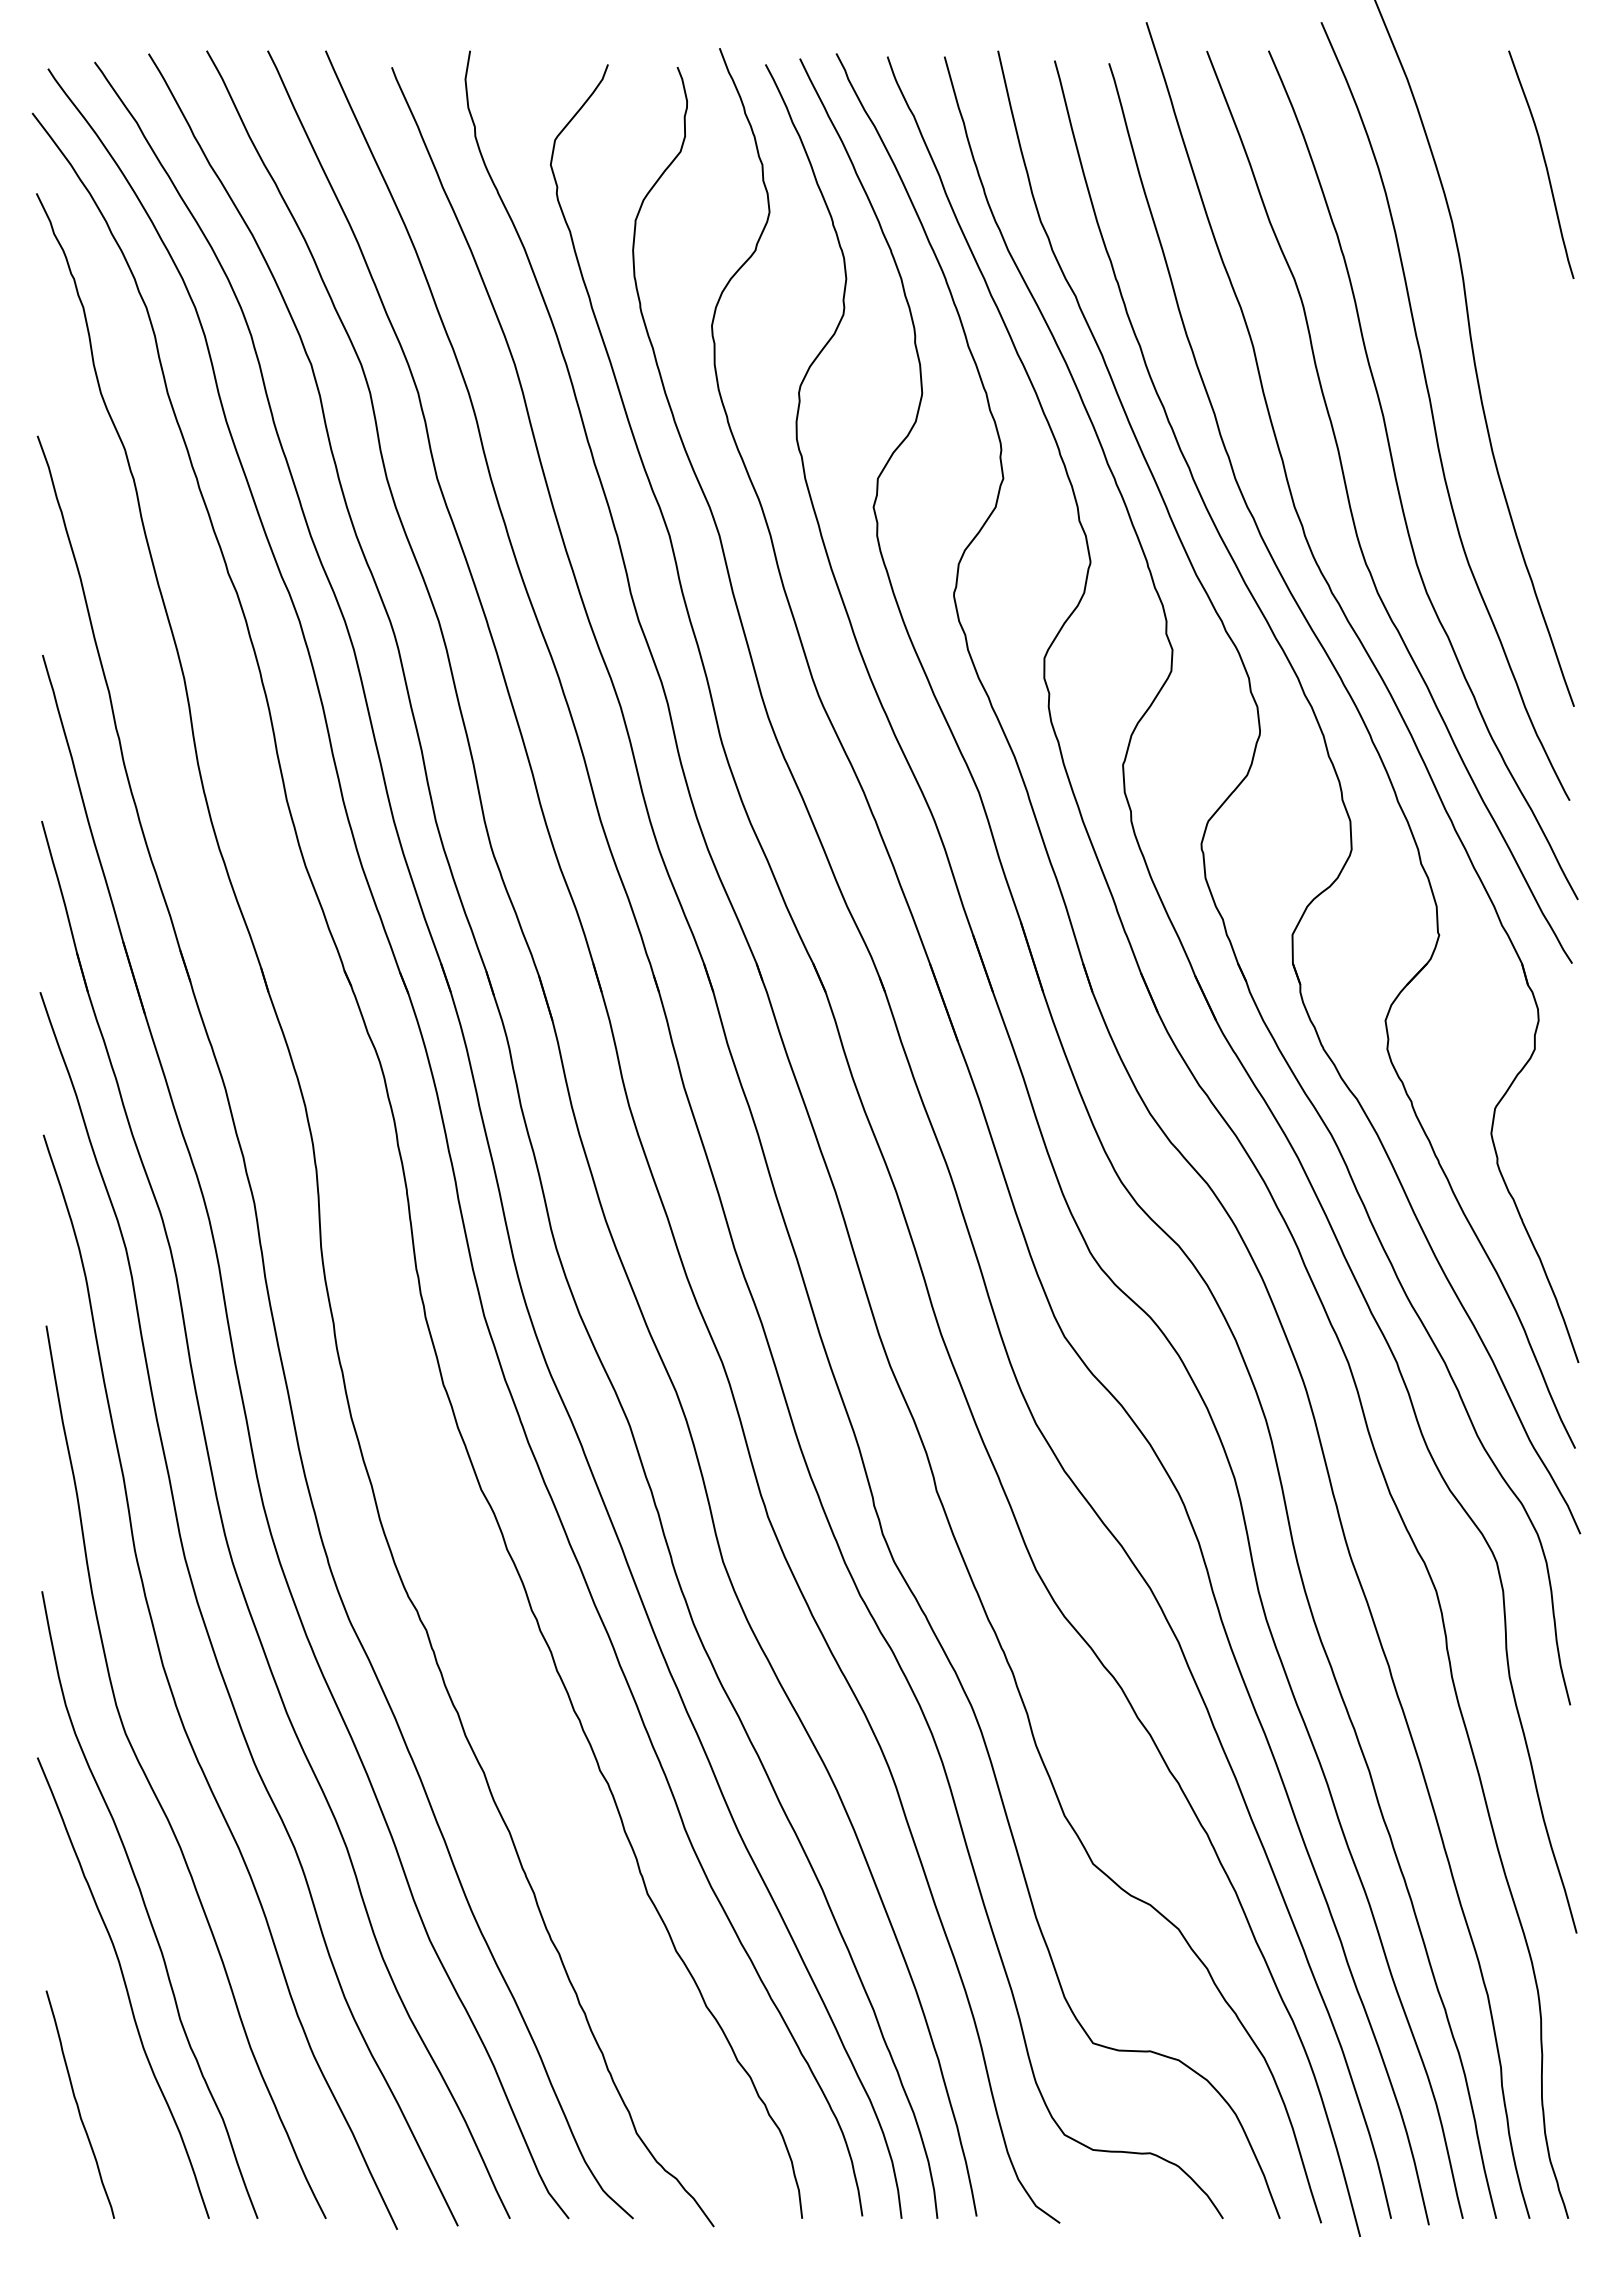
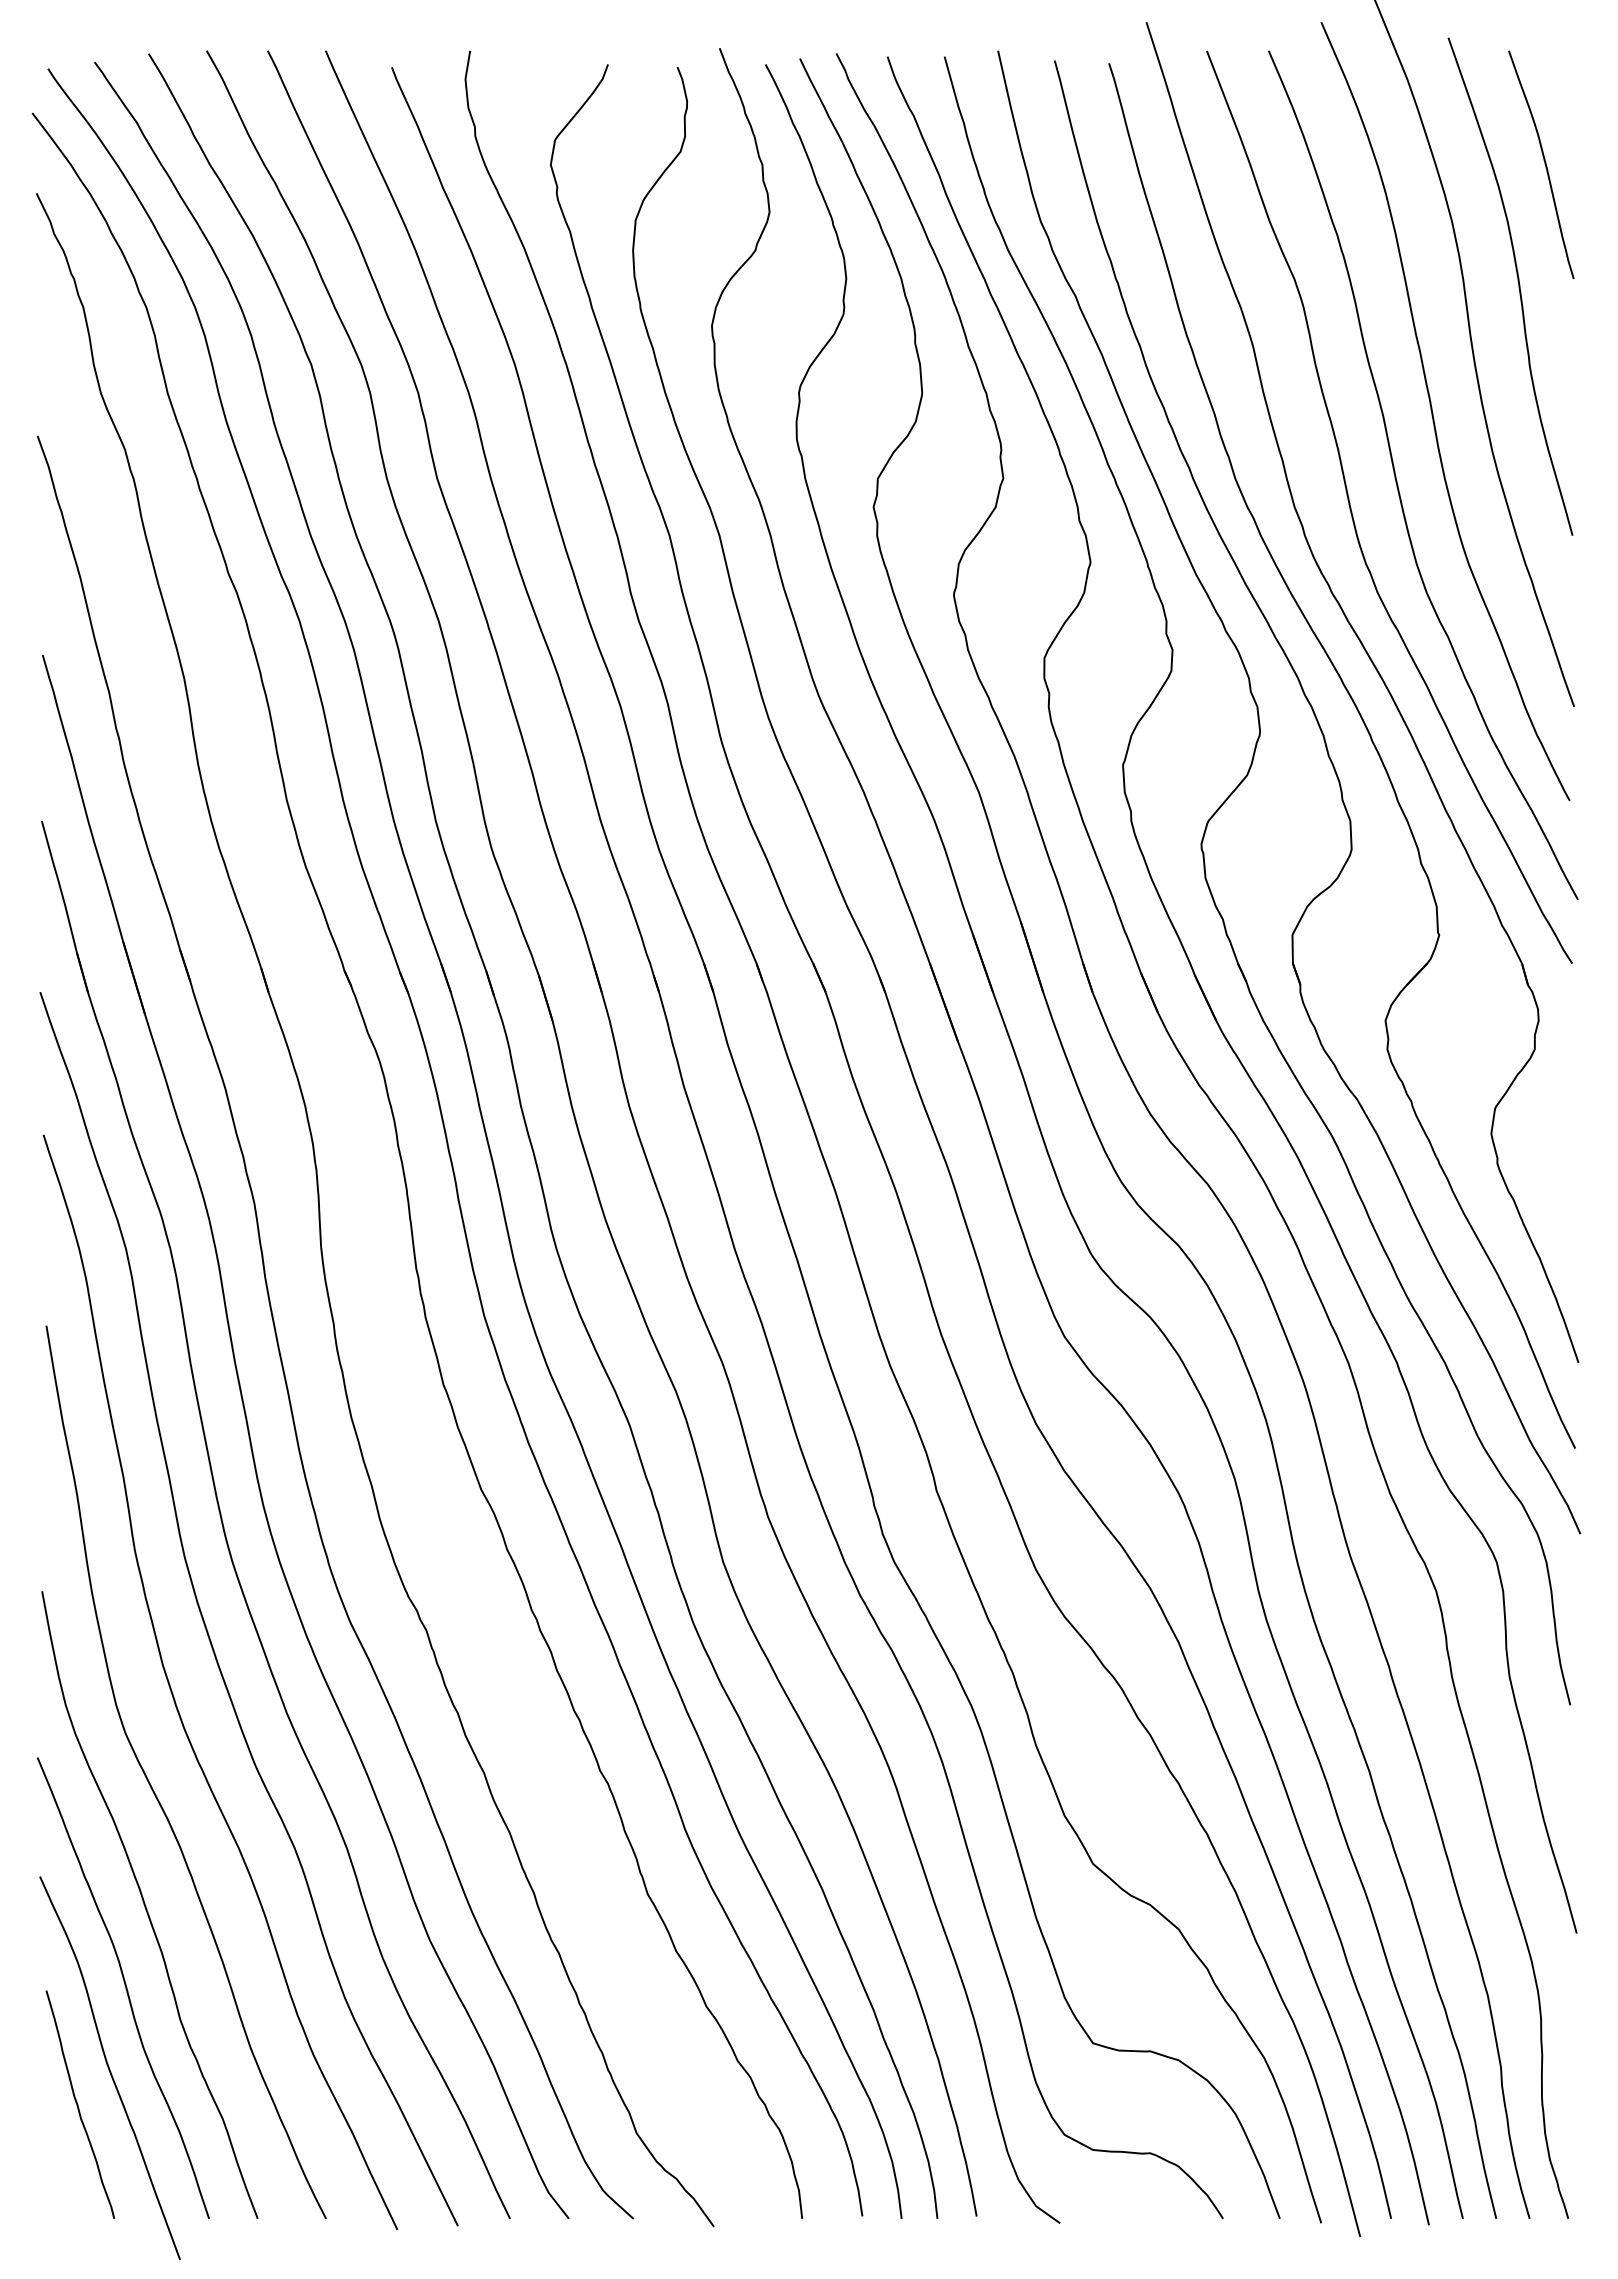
curve: none -> present (1518, 286)
curve: none -> present (109, 2068)
